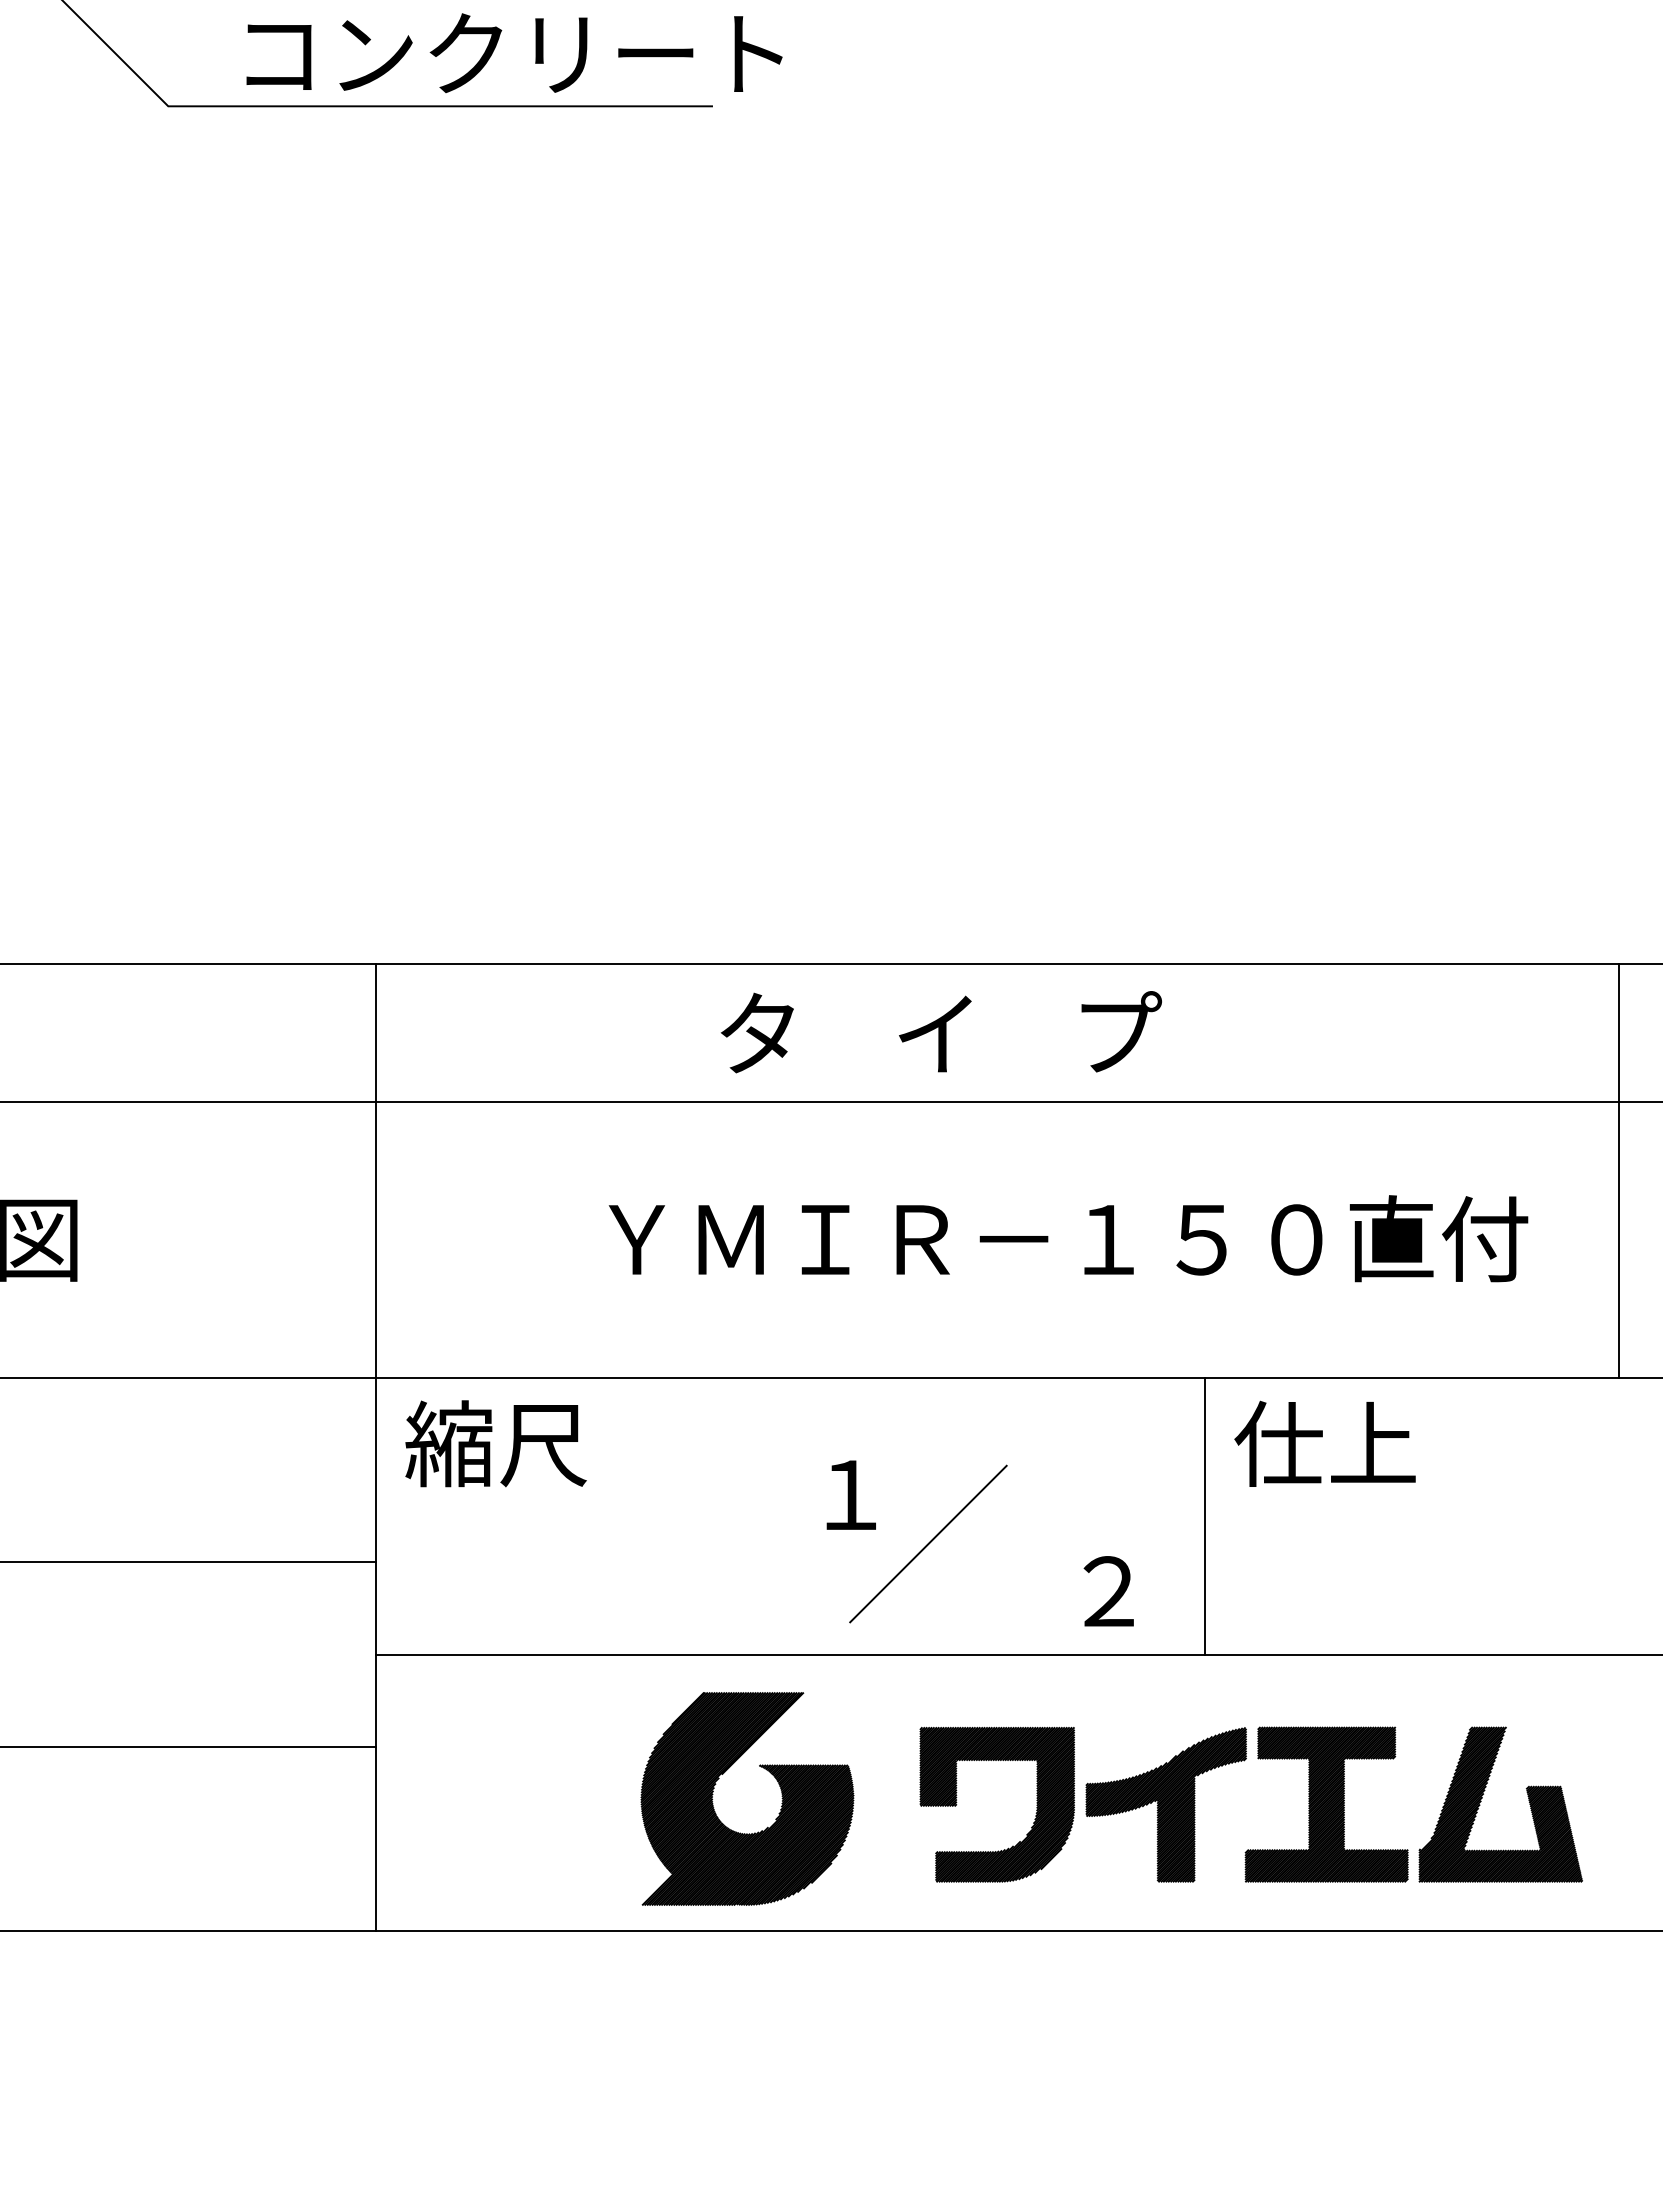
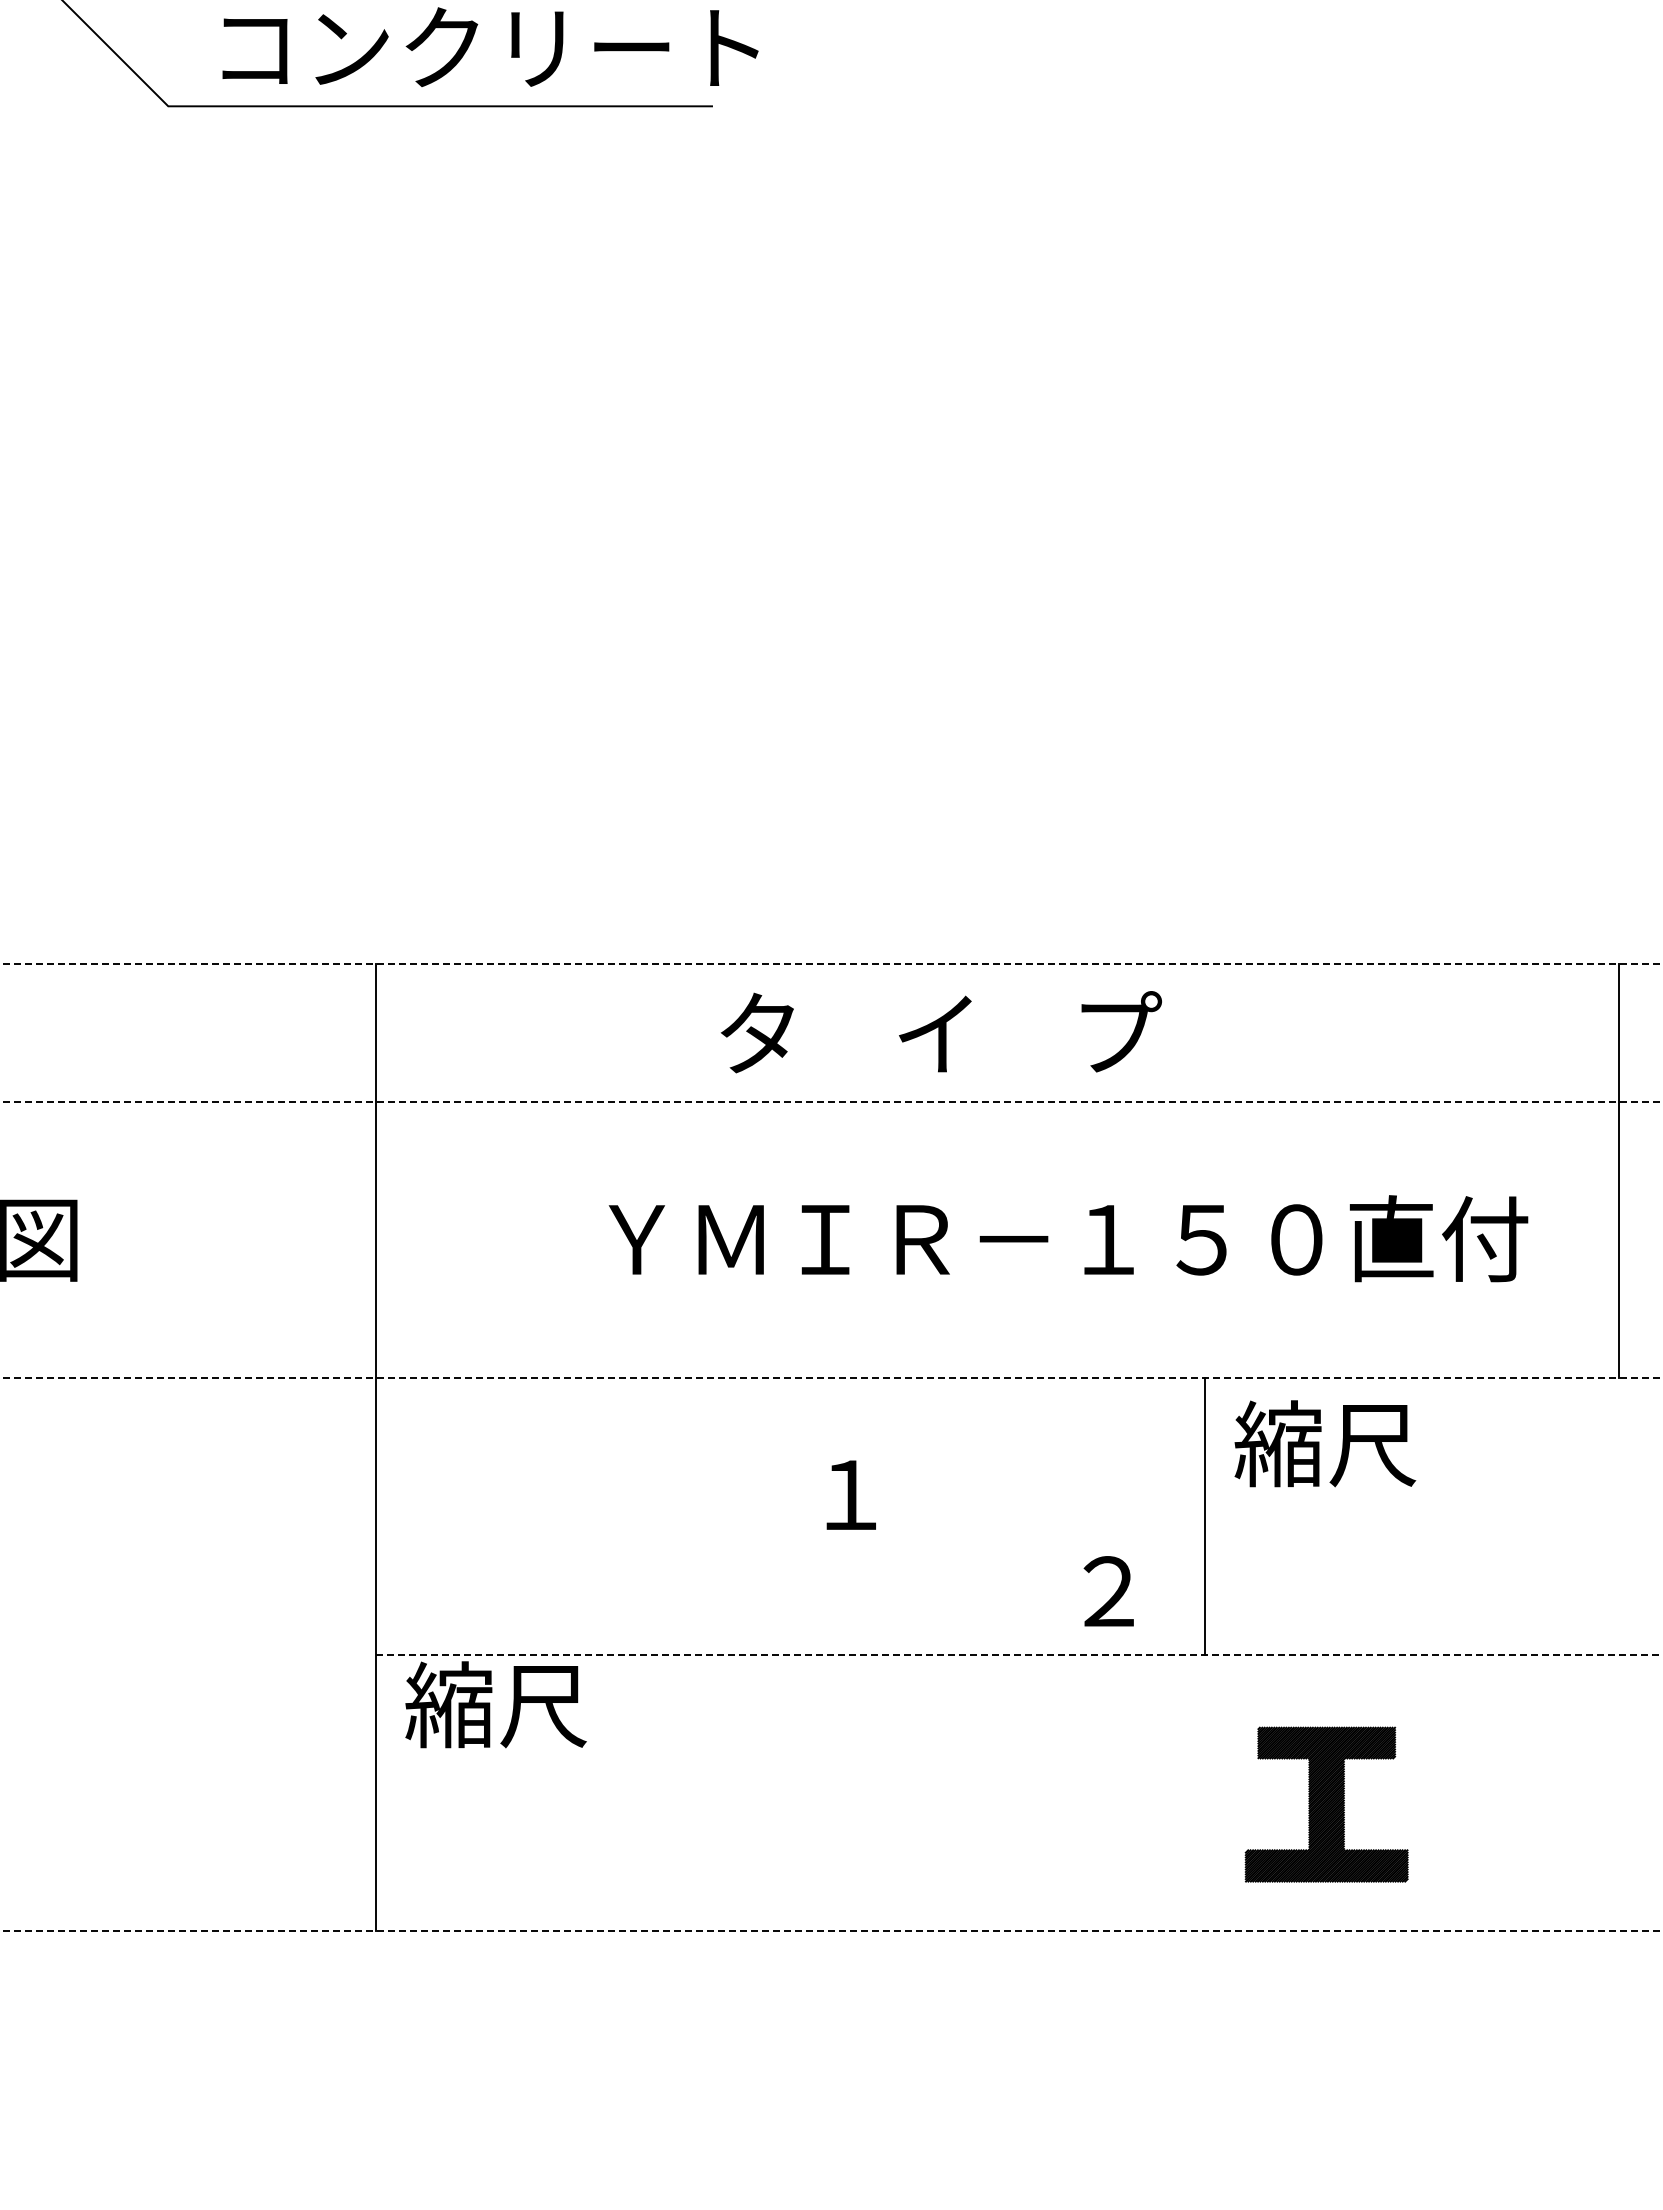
text position: (514, 52) -> (490, 46) (490, 46)
line: solid -> dashed (832, 963)
line: solid -> dashed (832, 1101)
line: solid -> dashed (832, 1378)
text position: (495, 1443) -> (495, 1704) (495, 1704)
text: 仕上 -> 縮尺 (1325, 1443)
line: present -> none (928, 1543)
line: present -> none (188, 1562)
line: solid -> dashed (1019, 1654)
line: present -> none (188, 1746)
part: present -> none (764, 1769)
part: present -> none (1482, 1798)
part: present -> none (957, 1804)
part: present -> none (1165, 1804)
line: solid -> dashed (832, 1931)
